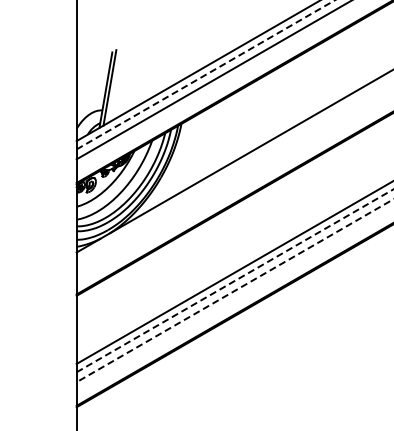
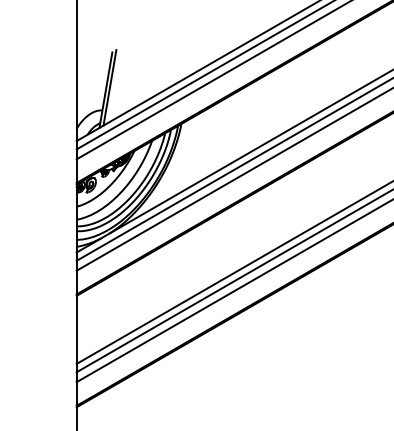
line: dashed -> solid (205, 74)
line: none -> present (233, 169)
line: none -> present (233, 179)
line: dashed -> solid (235, 280)
line: dashed -> solid (235, 290)
